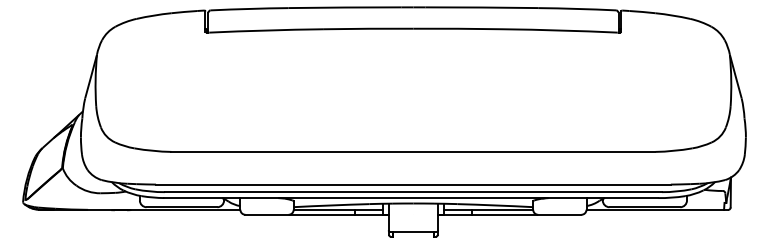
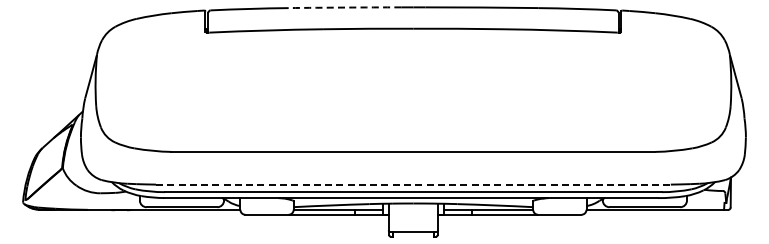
arc: solid -> dashed (345, 7)
line: solid -> dashed (413, 184)
